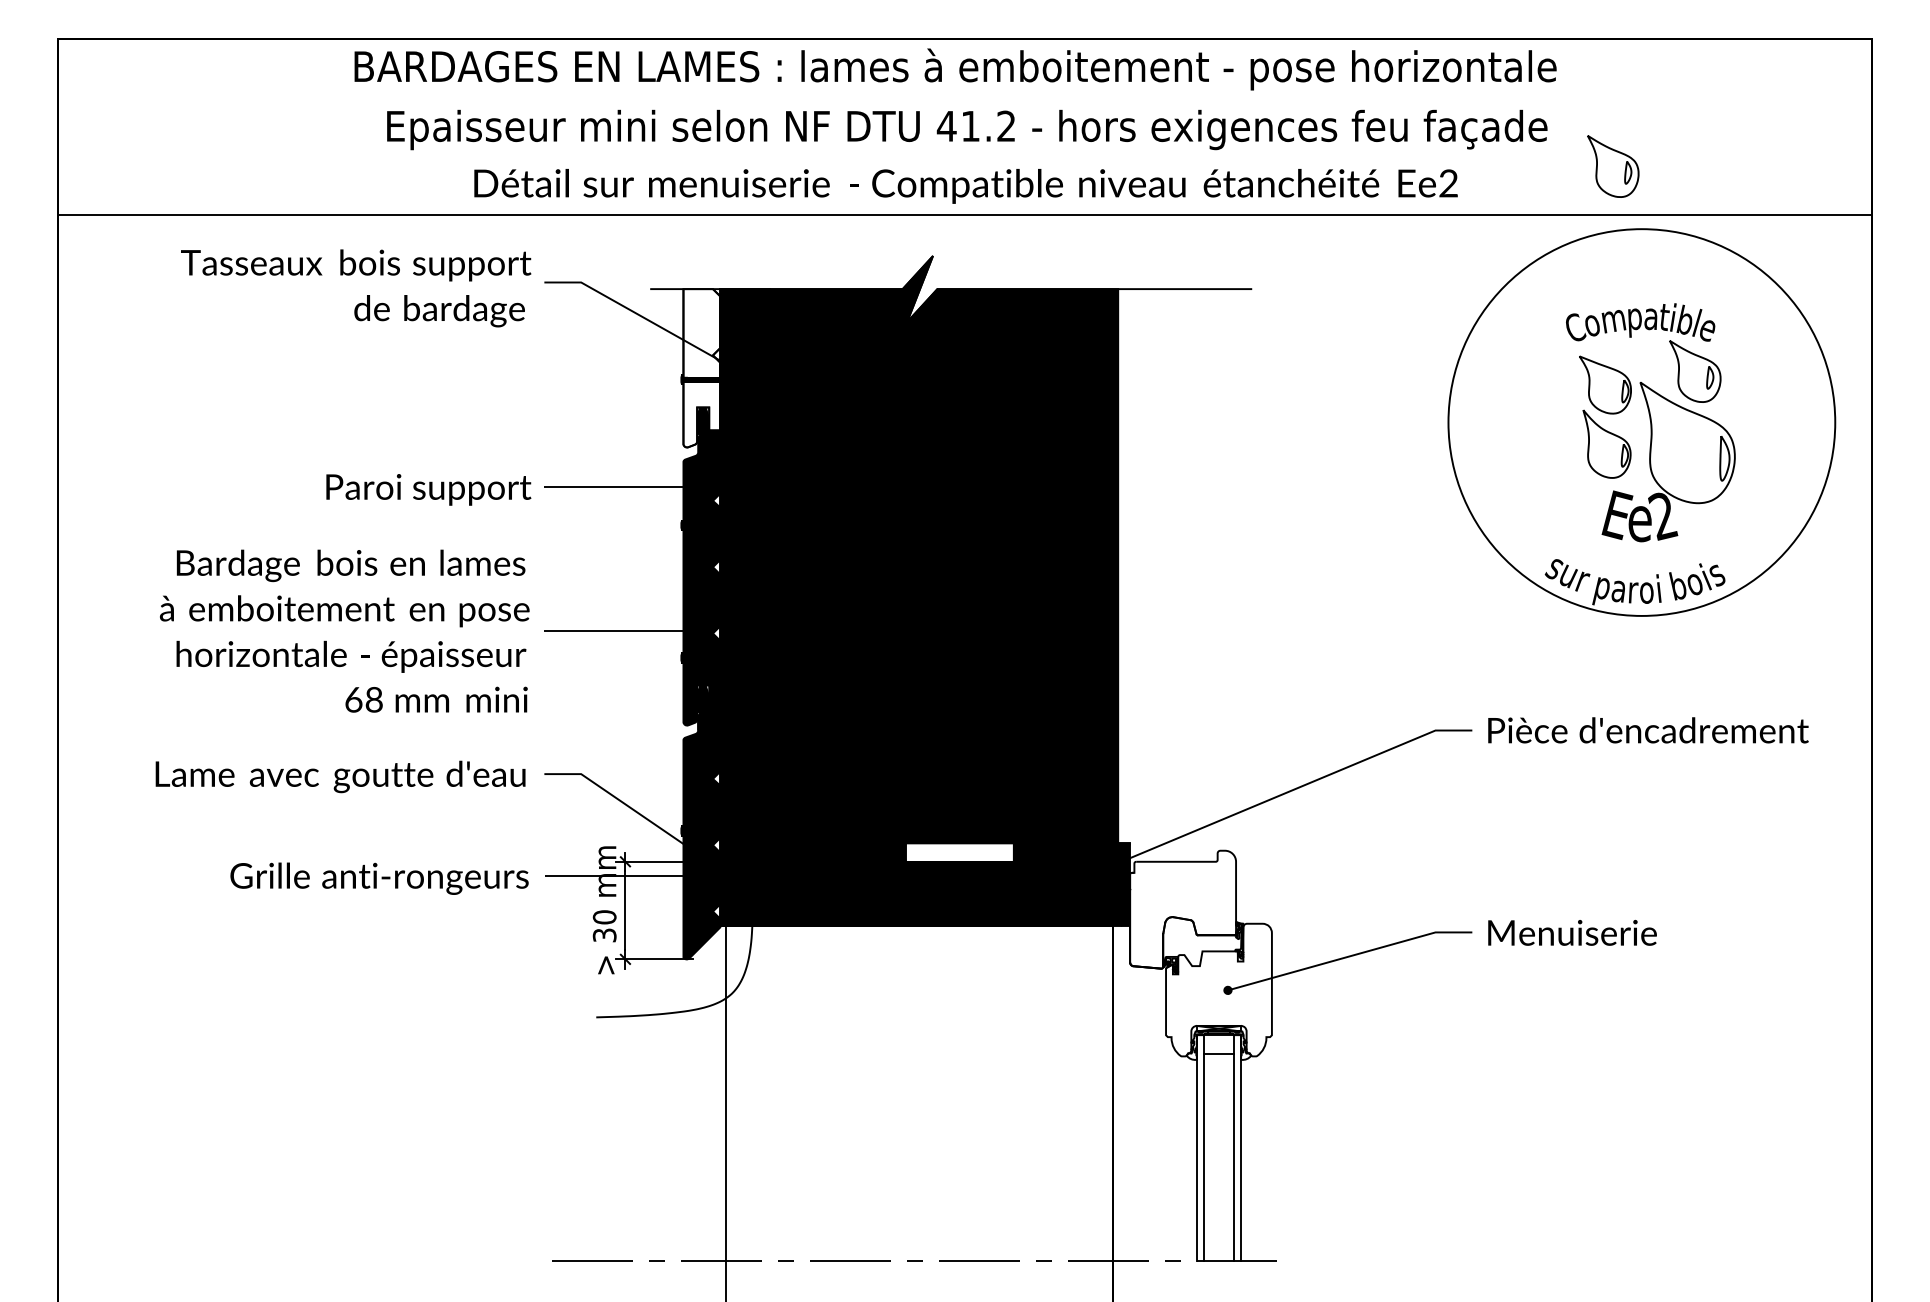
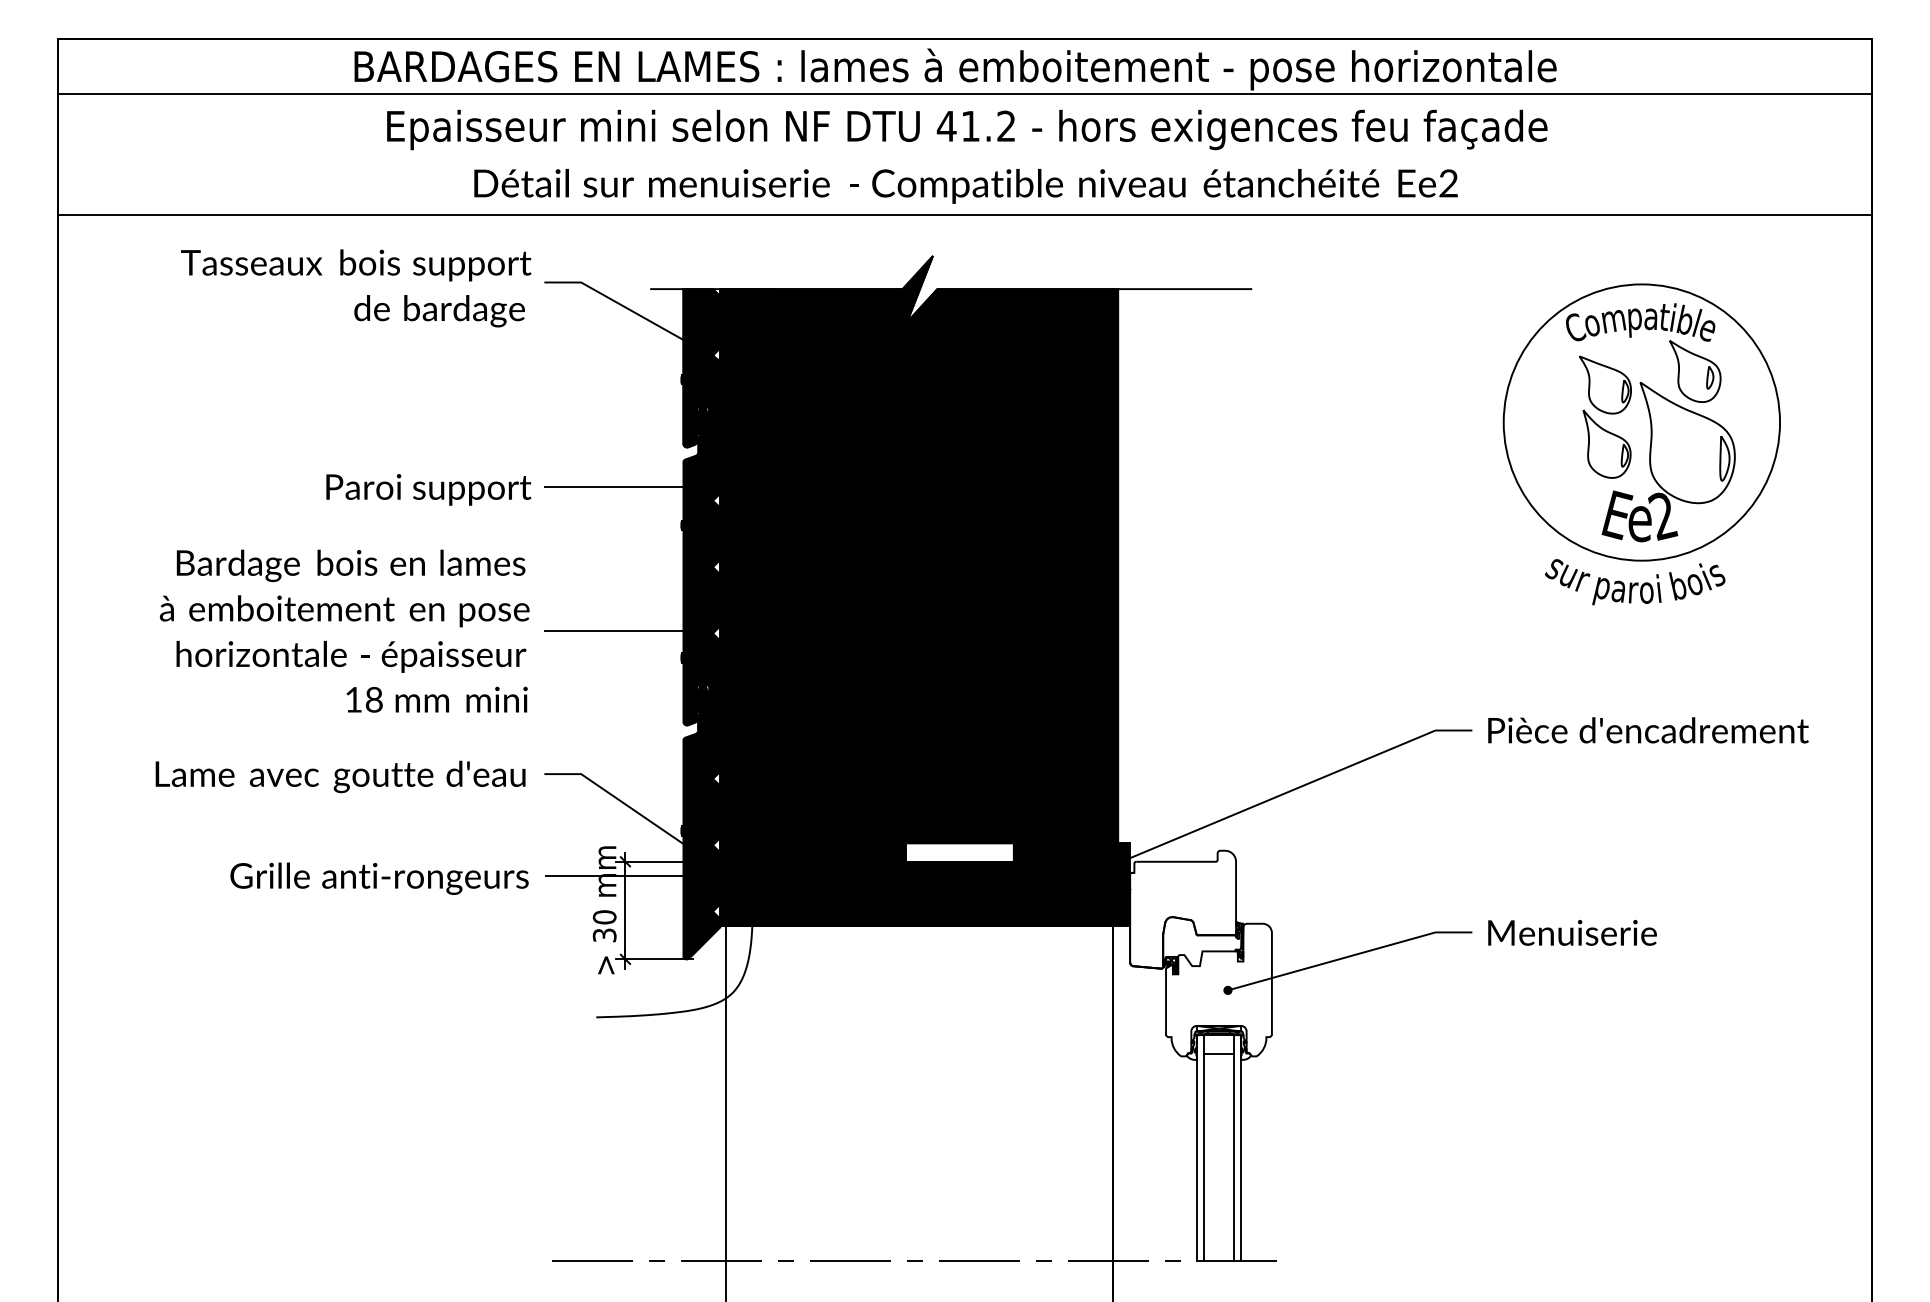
line: none -> present (964, 94)
part: present -> none (1613, 166)
fill: none -> present (701, 368)
circle diameter: 387 px -> 276 px (1641, 422)
text: 68 -> 18 (353, 699)
